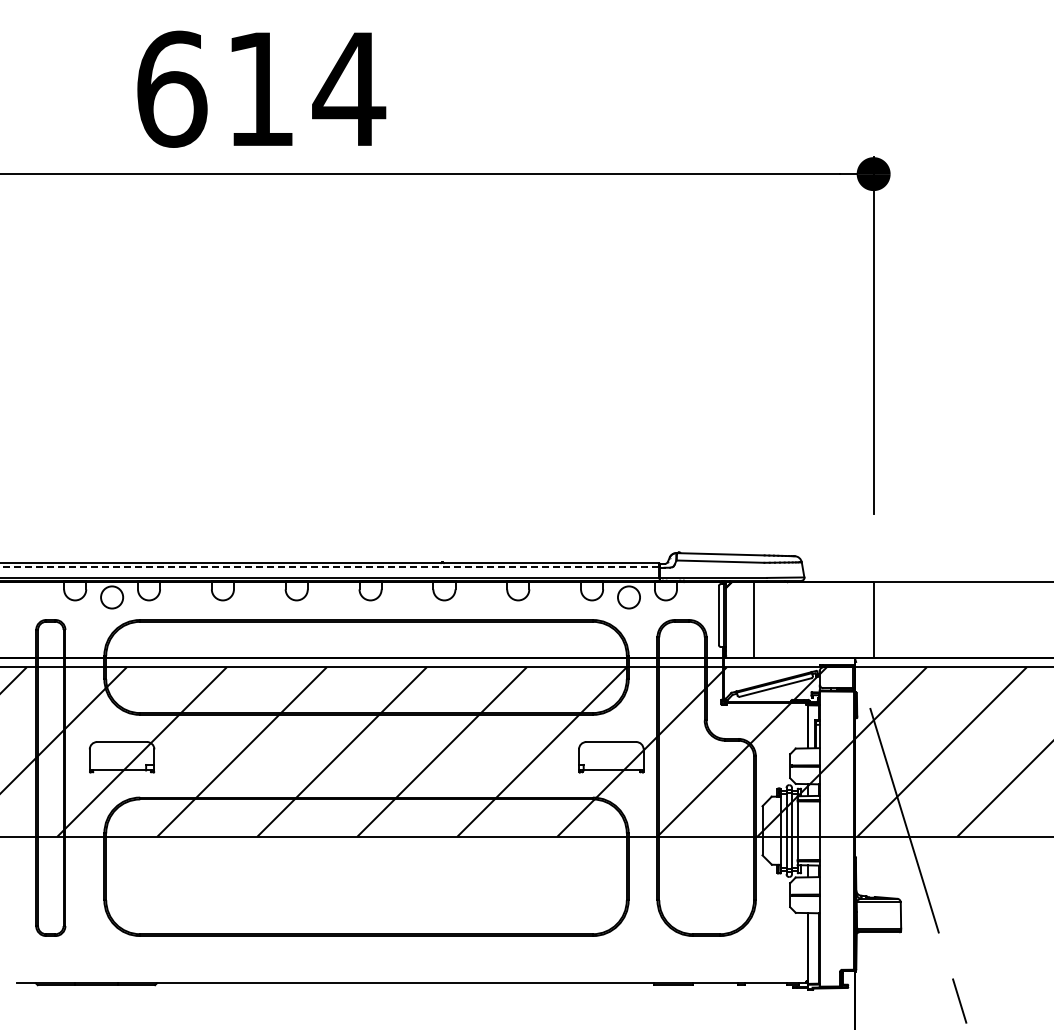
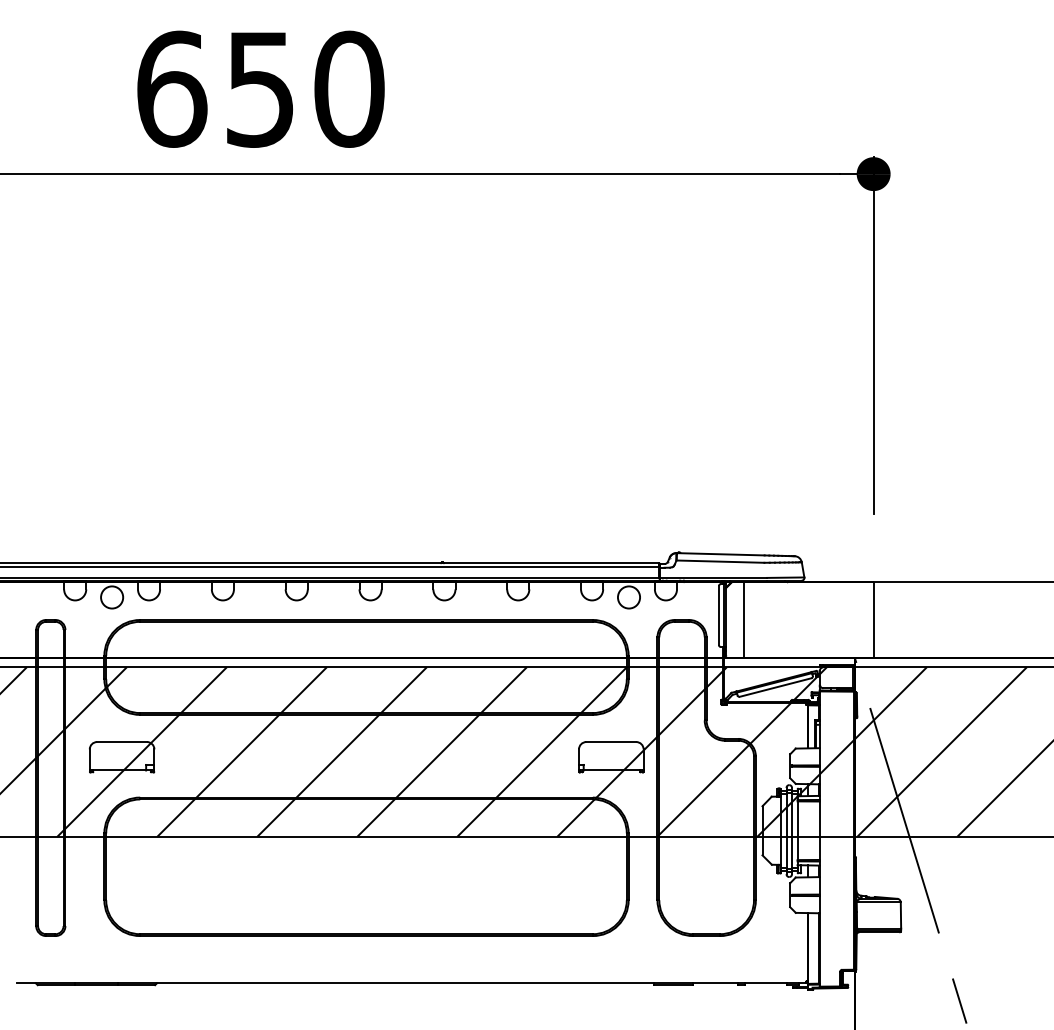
text: 614 -> 650 (306, 88)
line: dashed -> solid (329, 567)
line position: (753, 619) -> (743, 619) (743, 619)
